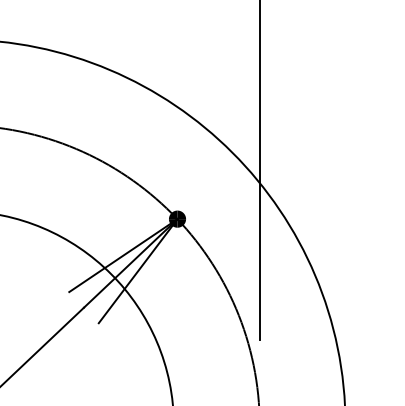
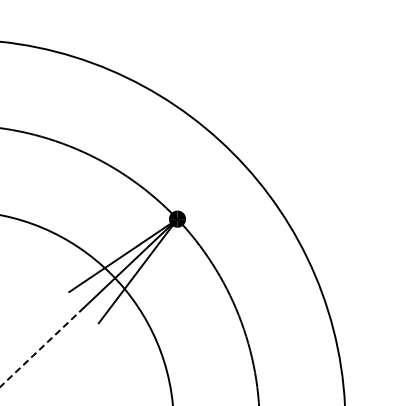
line: present -> none (259, 170)
line: solid -> dashed (42, 346)
